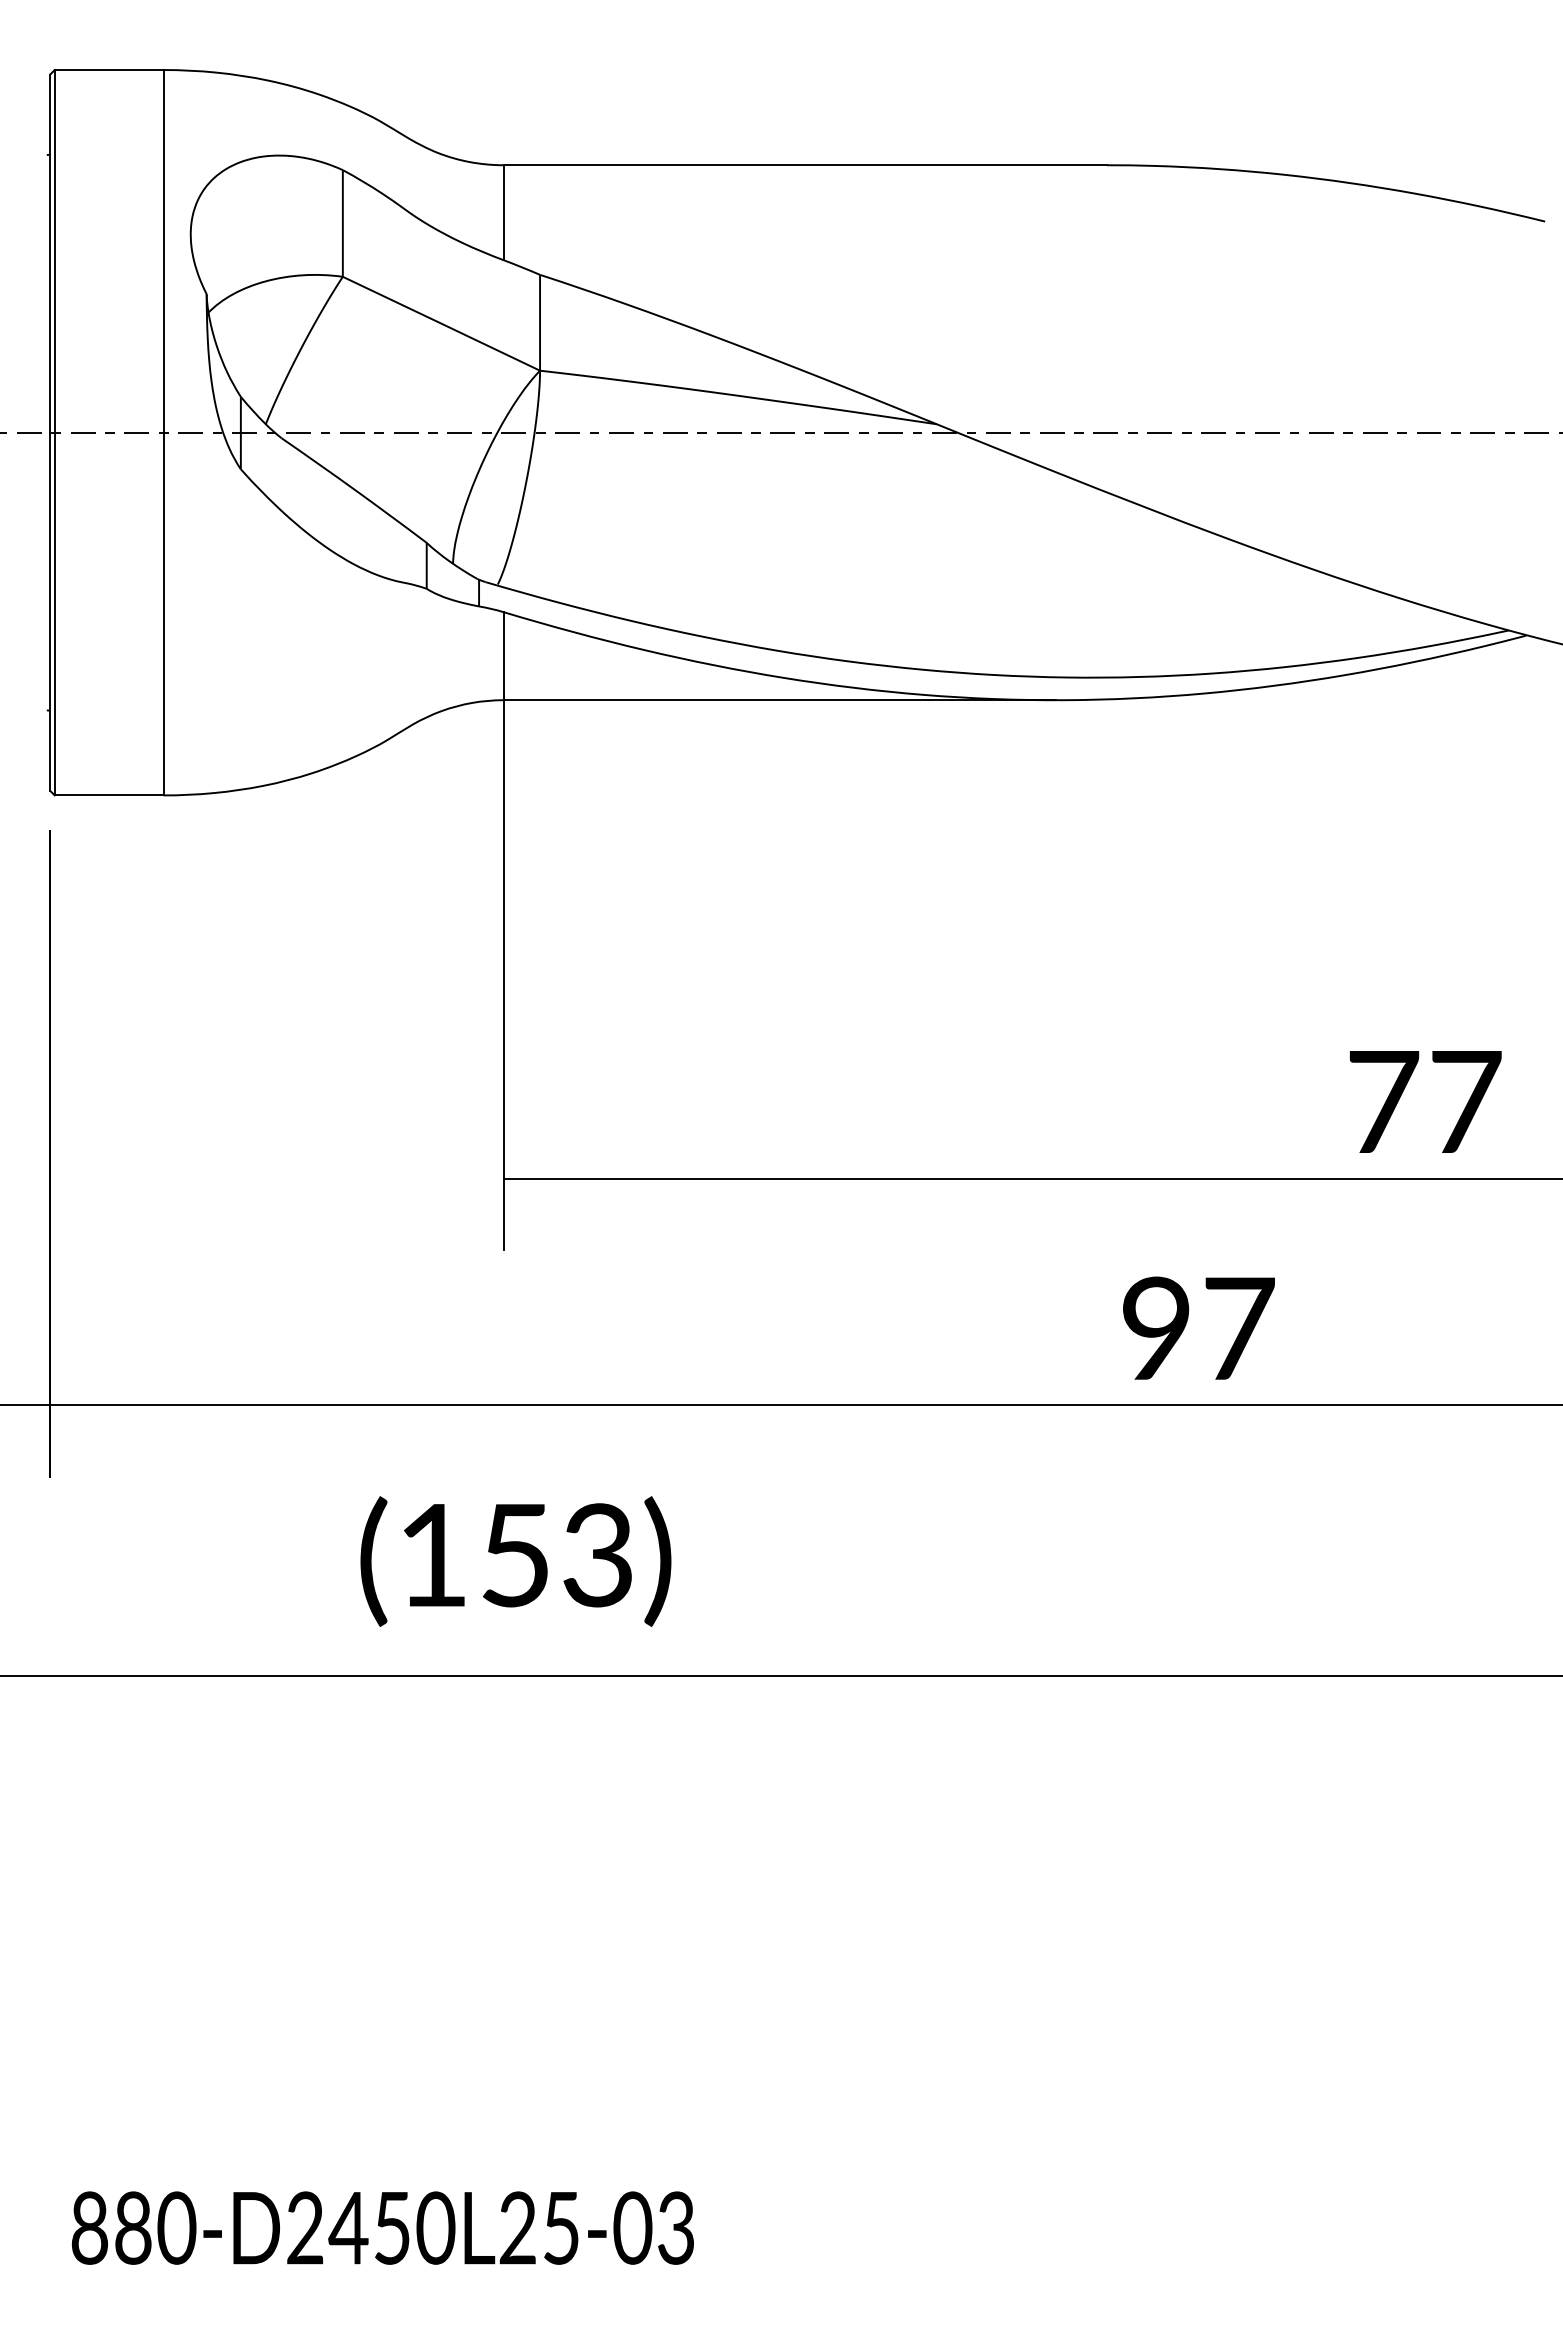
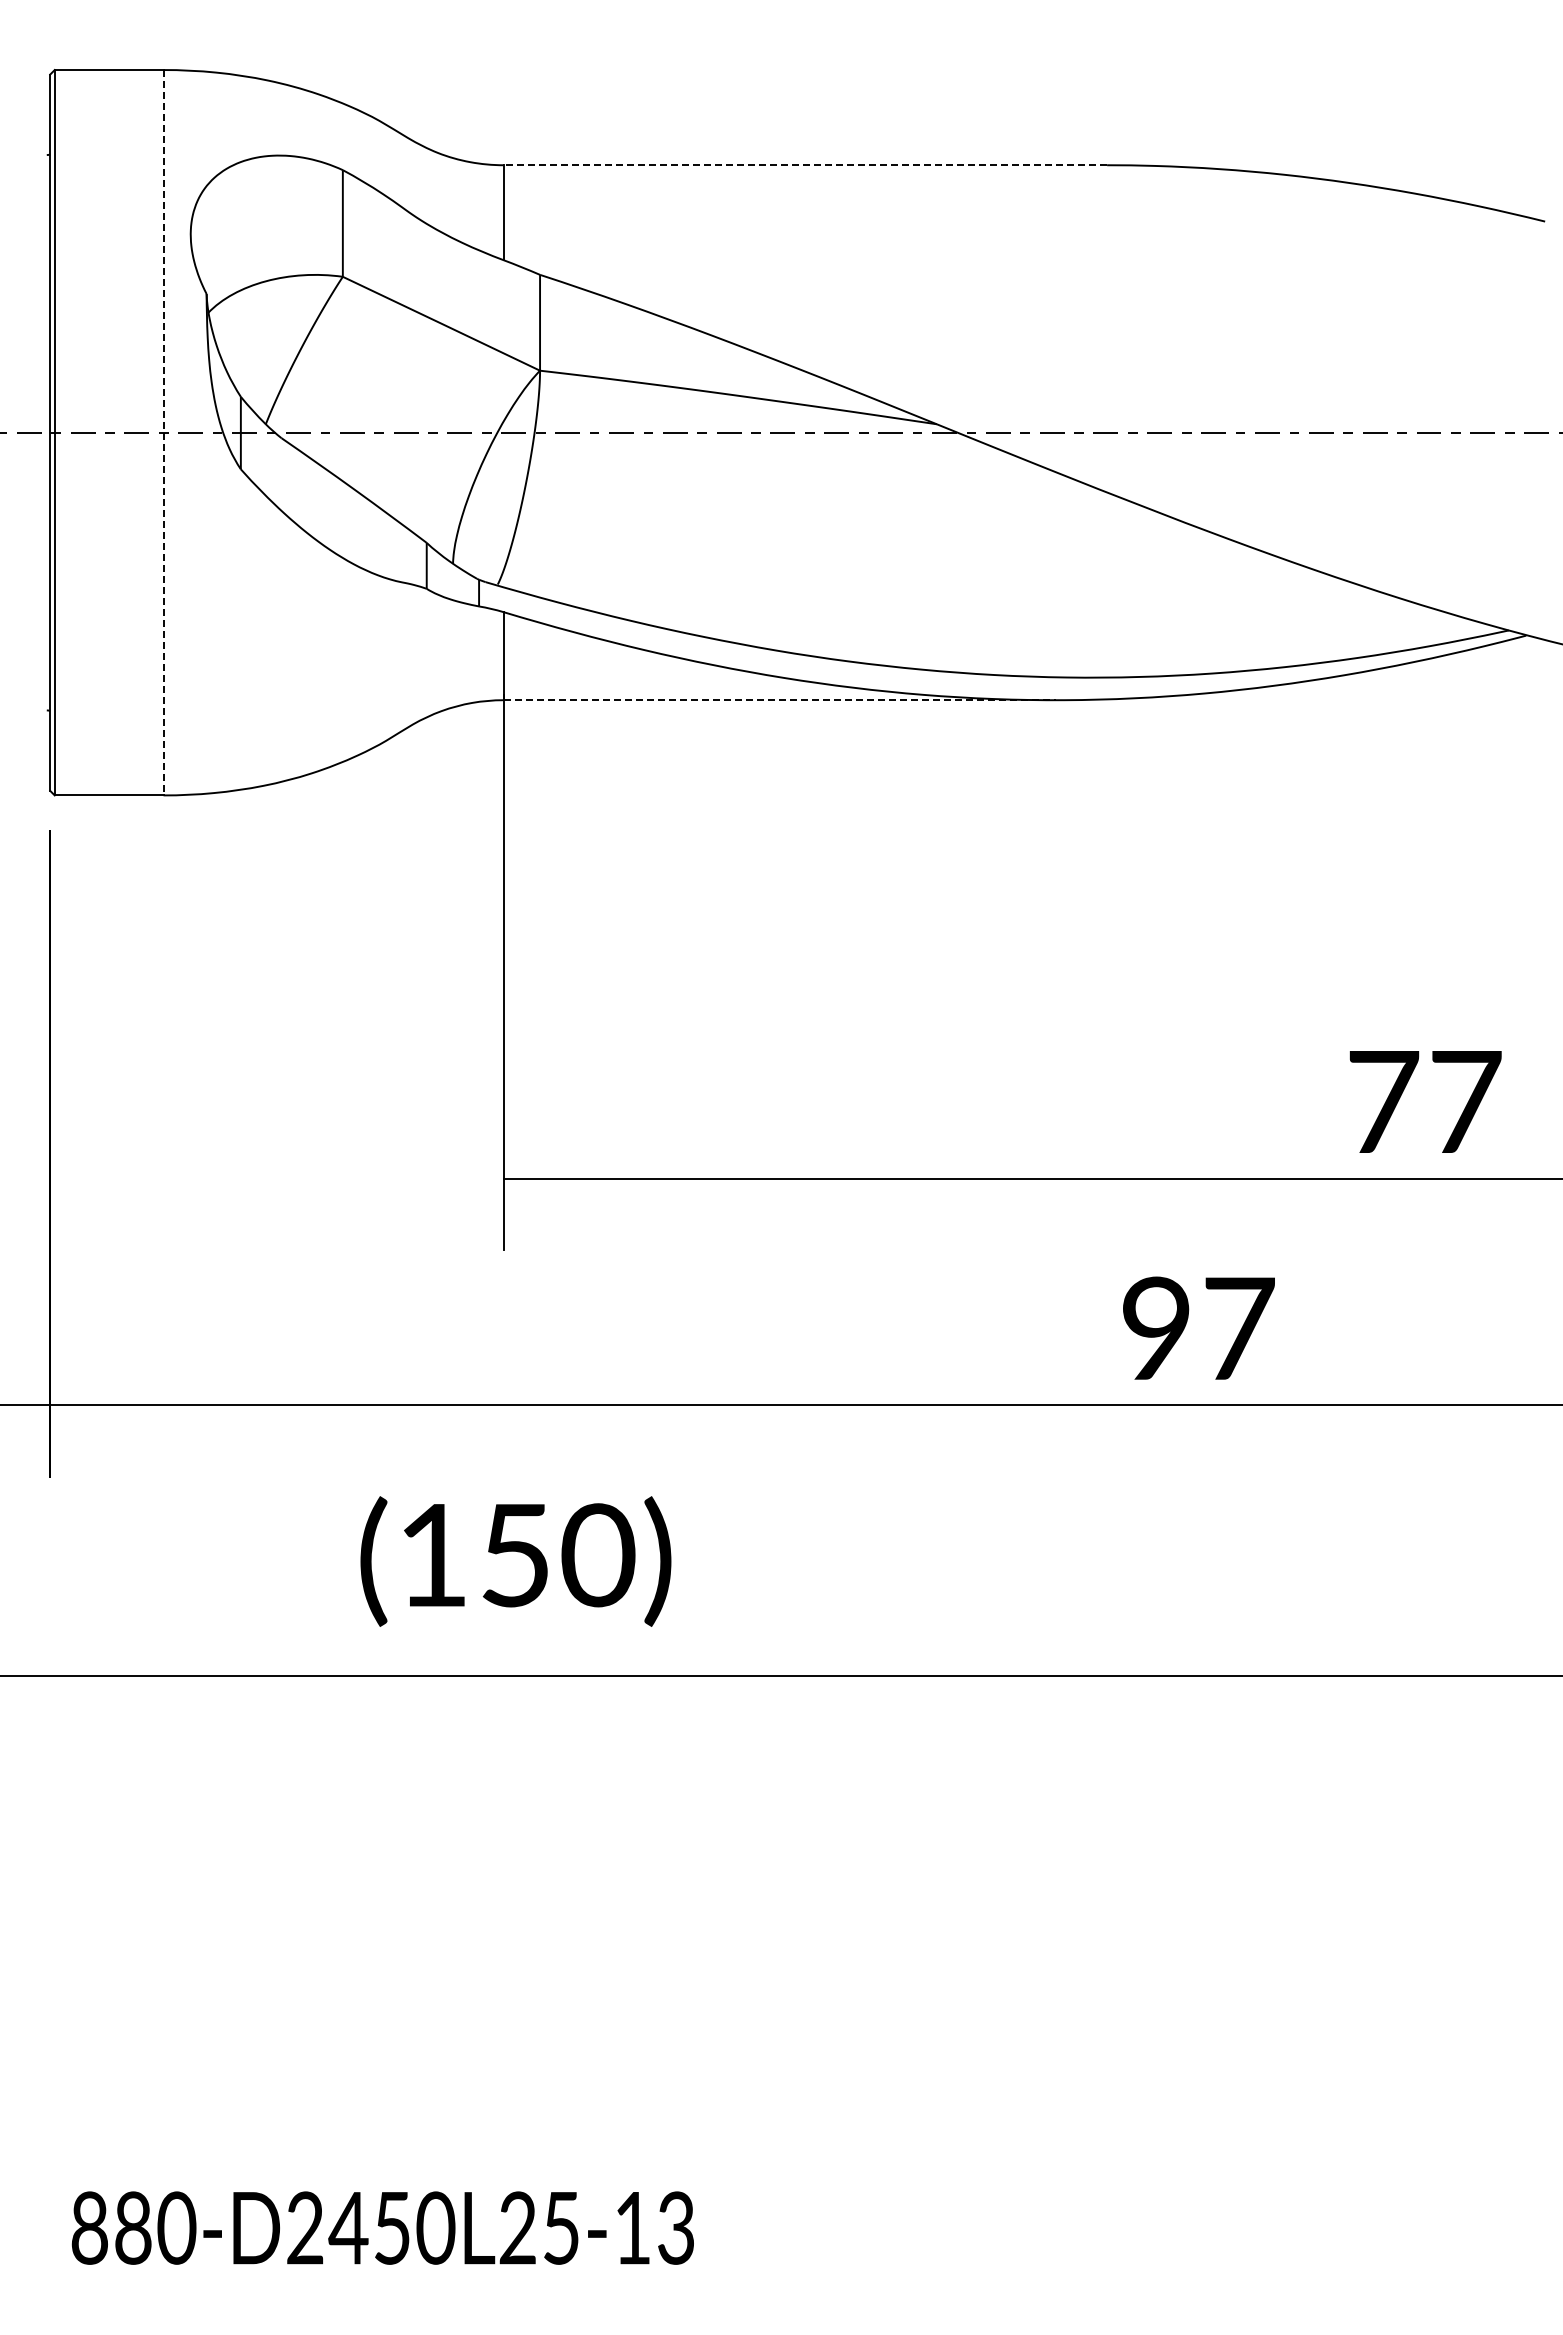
line: solid -> dashed (805, 165)
line: solid -> dashed (163, 432)
line: solid -> dashed (780, 700)
text: (153) -> (150) (598, 1555)
text: 880-D2450L25-03 -> 880-D2450L25-13 (632, 2227)
